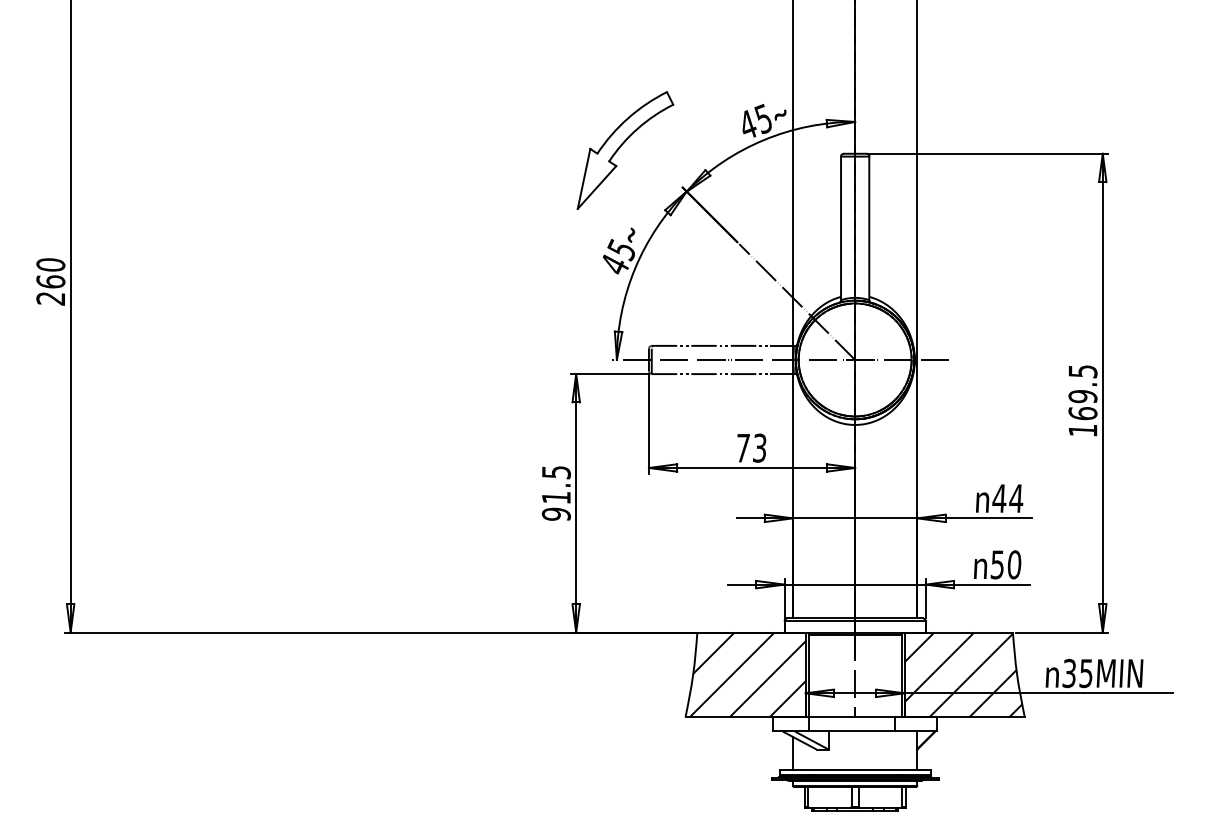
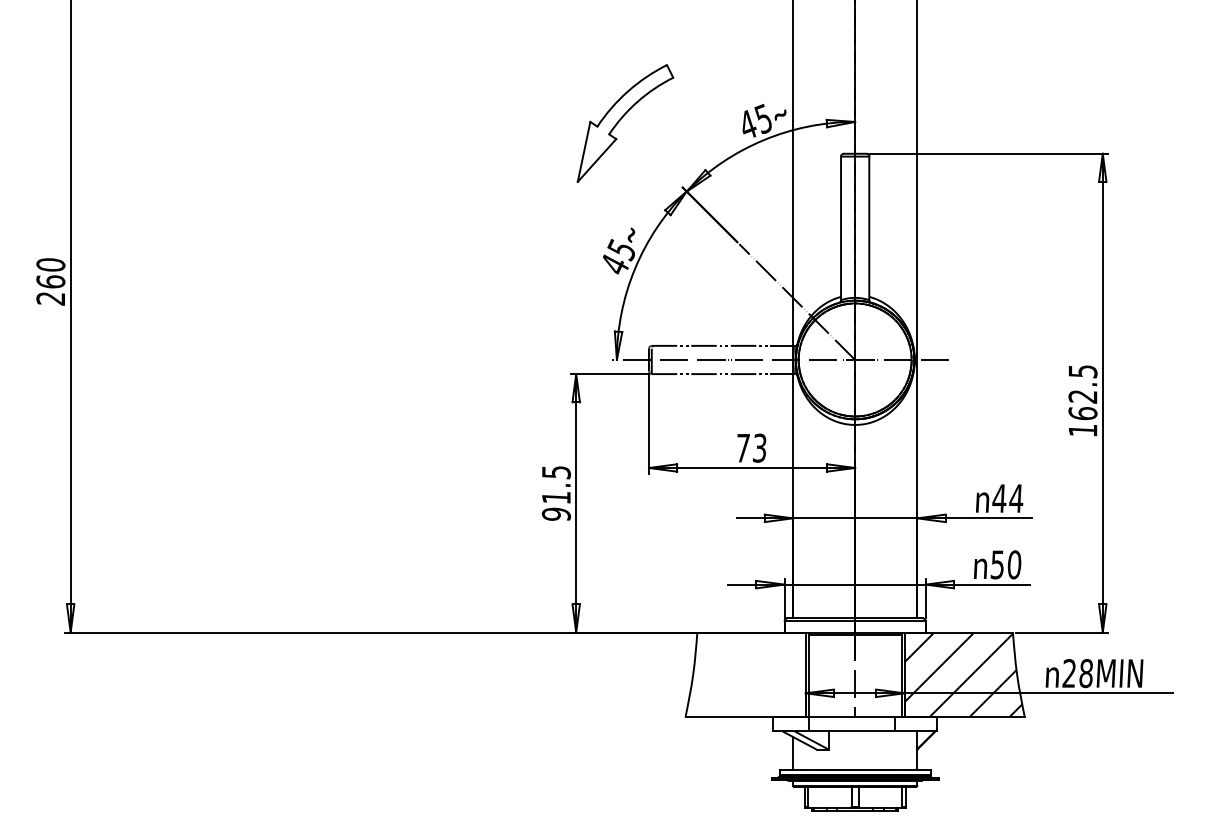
part position: (625, 150) -> (625, 123) (625, 123)
text: 169.5 -> 162.5 (1082, 396)
text: 35 -> 28 (1077, 673)
hatch: present -> none (747, 674)
